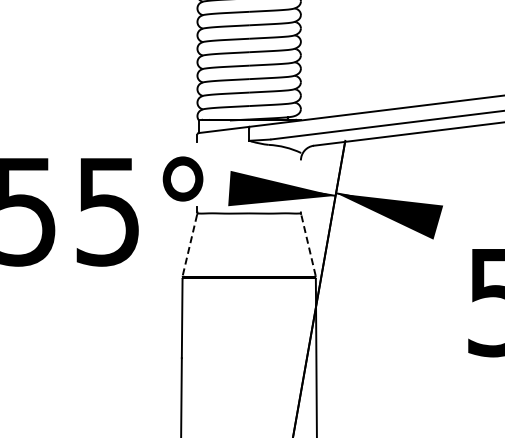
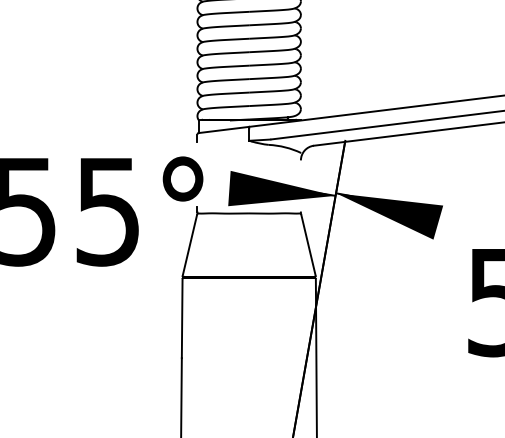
line: dashed -> solid (308, 244)
line: dashed -> solid (189, 245)
